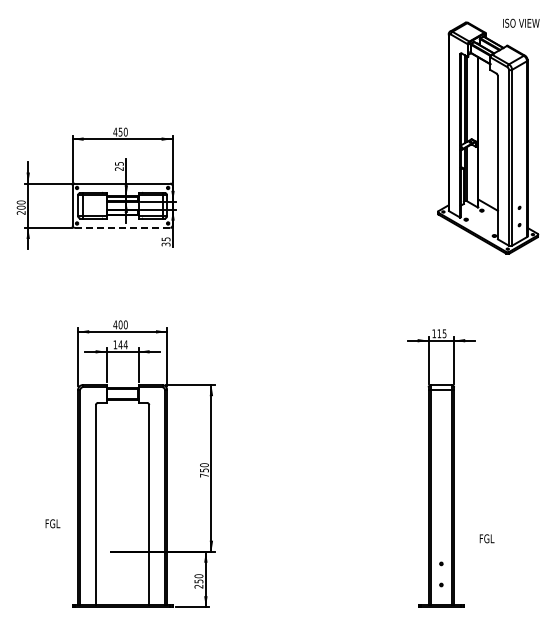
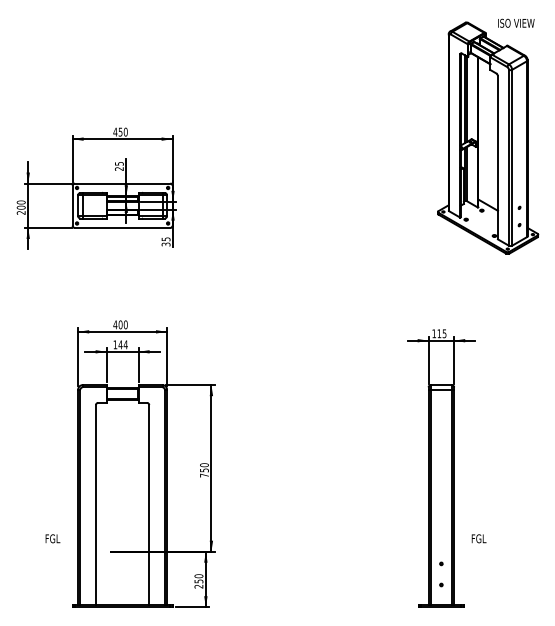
text position: (521, 22) -> (516, 22) (516, 22)
line: dashed -> solid (122, 227)
text position: (52, 523) -> (52, 538) (52, 538)
text position: (486, 538) -> (478, 538) (478, 538)
